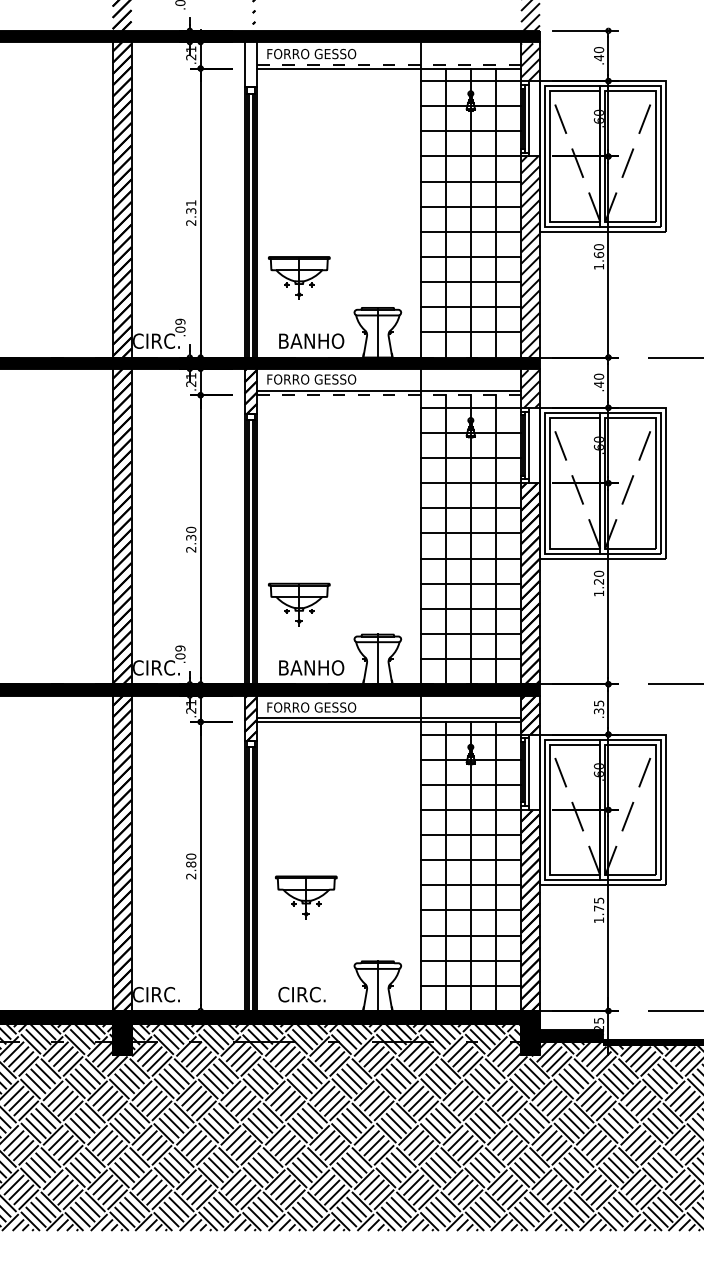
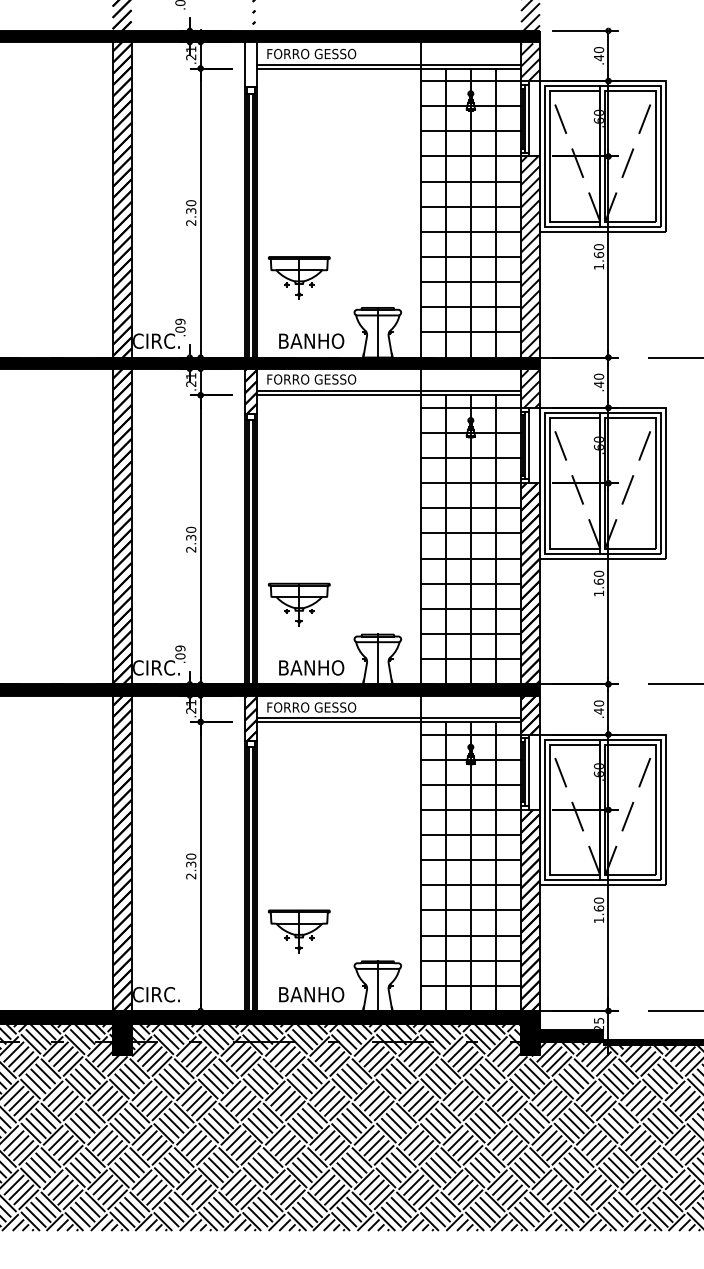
line: dashed -> solid (389, 64)
text: 2.31 -> 2.30 (191, 203)
line: dashed -> solid (389, 395)
text: 1.20 -> 1.60 (598, 581)
text: .35 -> .40 (598, 707)
text: 2.80 -> 2.30 (191, 864)
part position: (306, 897) -> (299, 931) (299, 931)
text: 1.75 -> 1.60 (598, 904)
text: CIRC. -> BANHO (311, 994)
